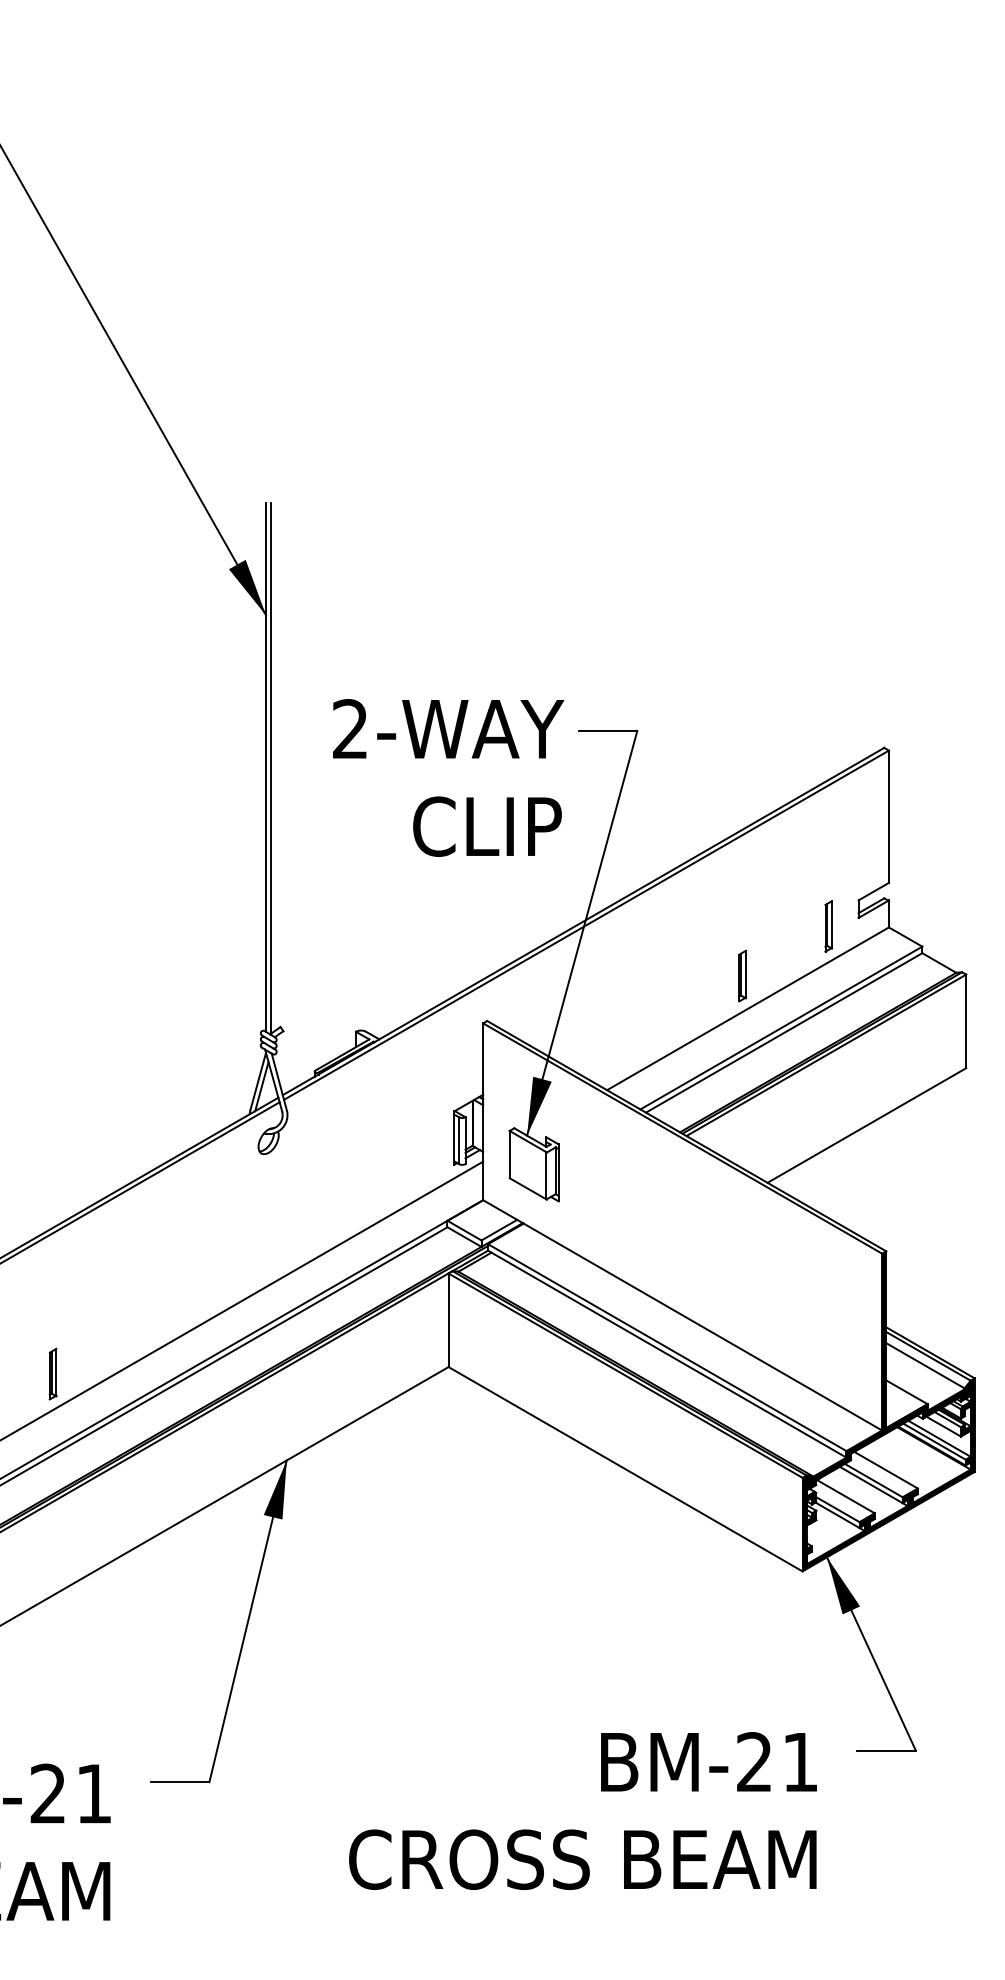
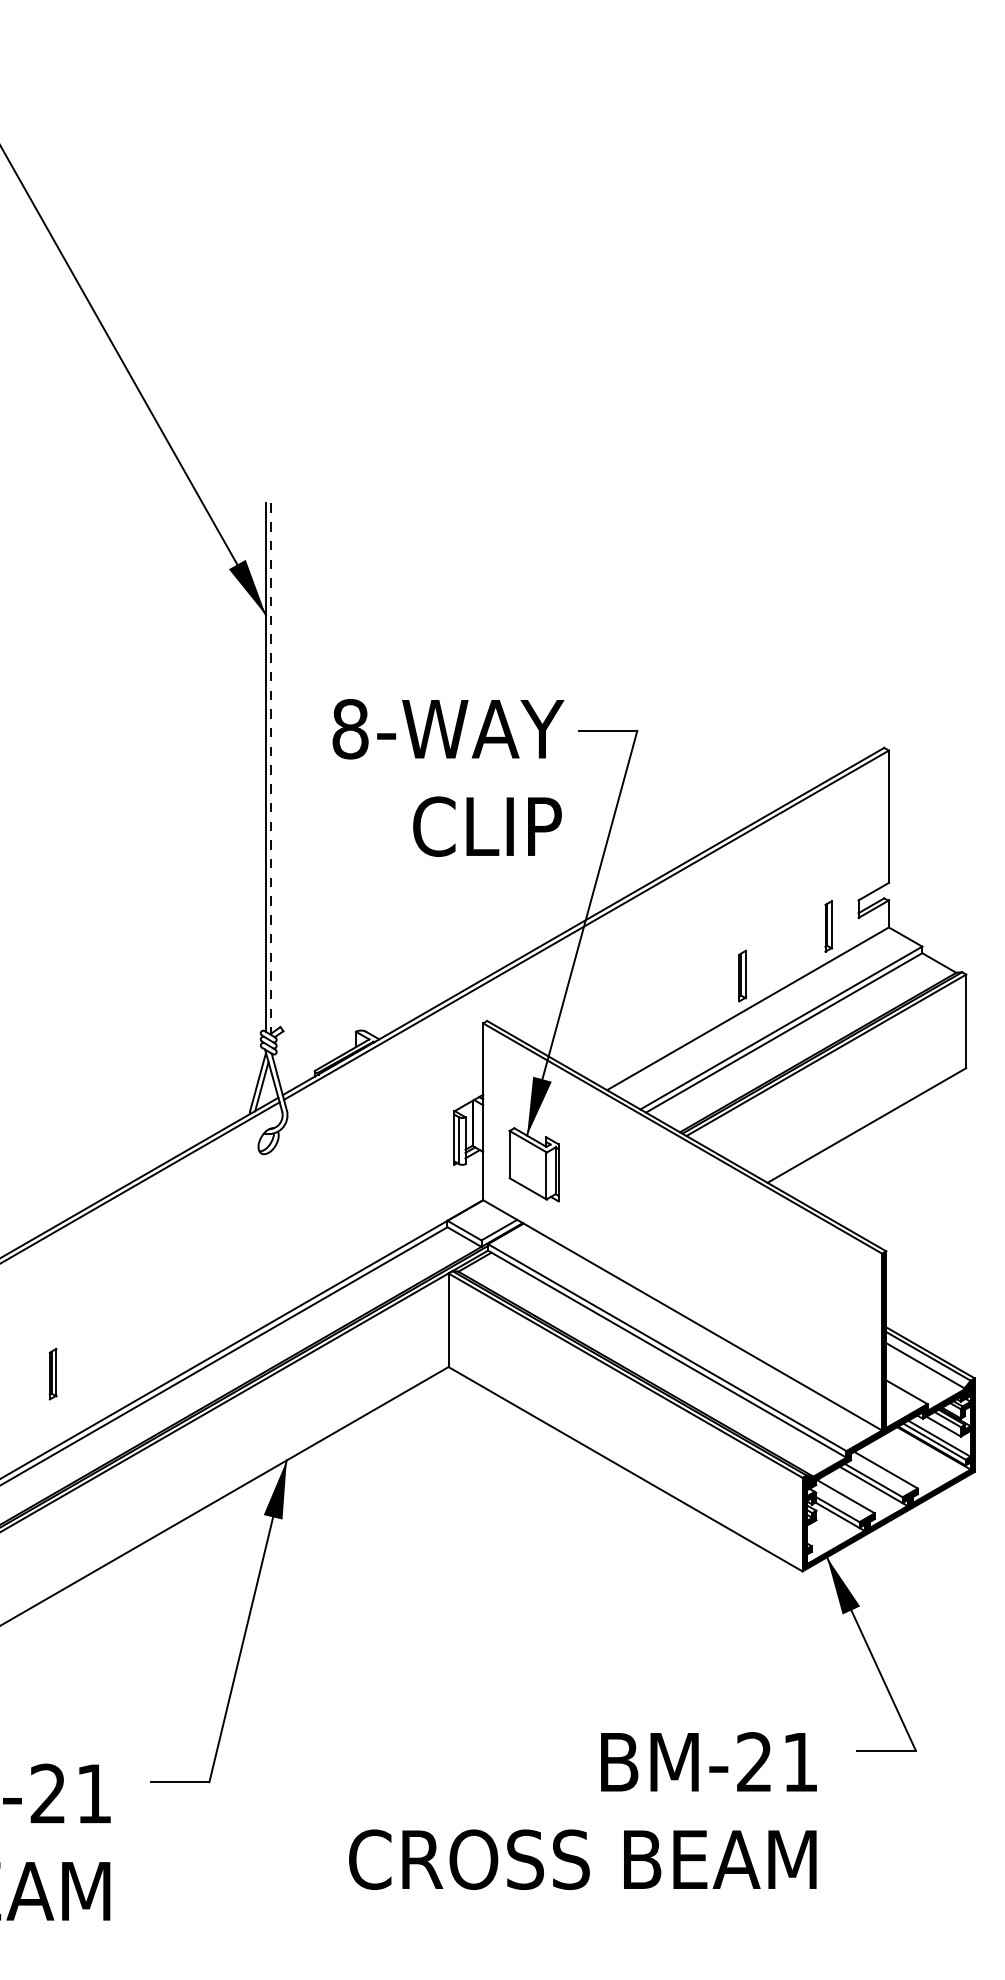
text: 2-WAY -> 8-WAY (350, 729)
line: solid -> dashed (271, 769)
line: present -> none (242, 1300)
